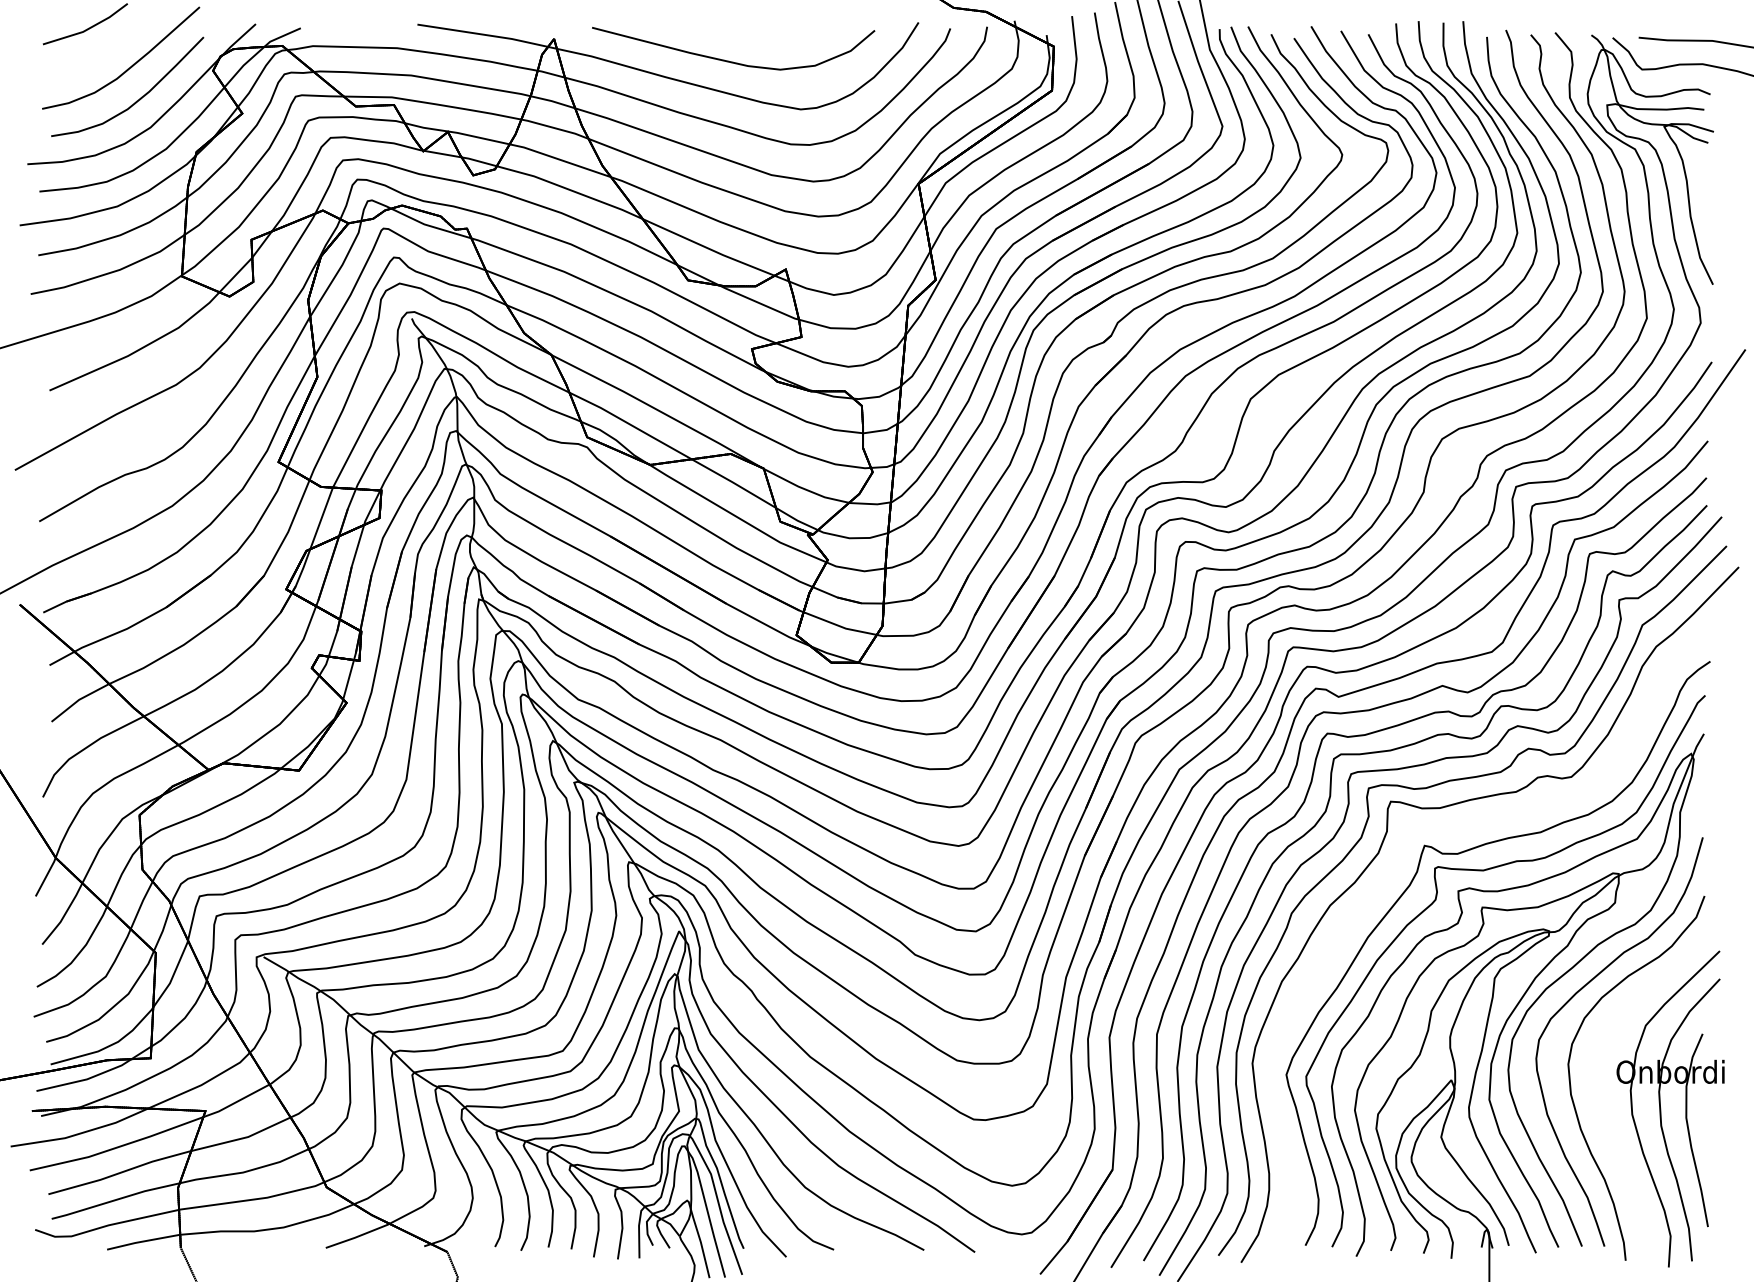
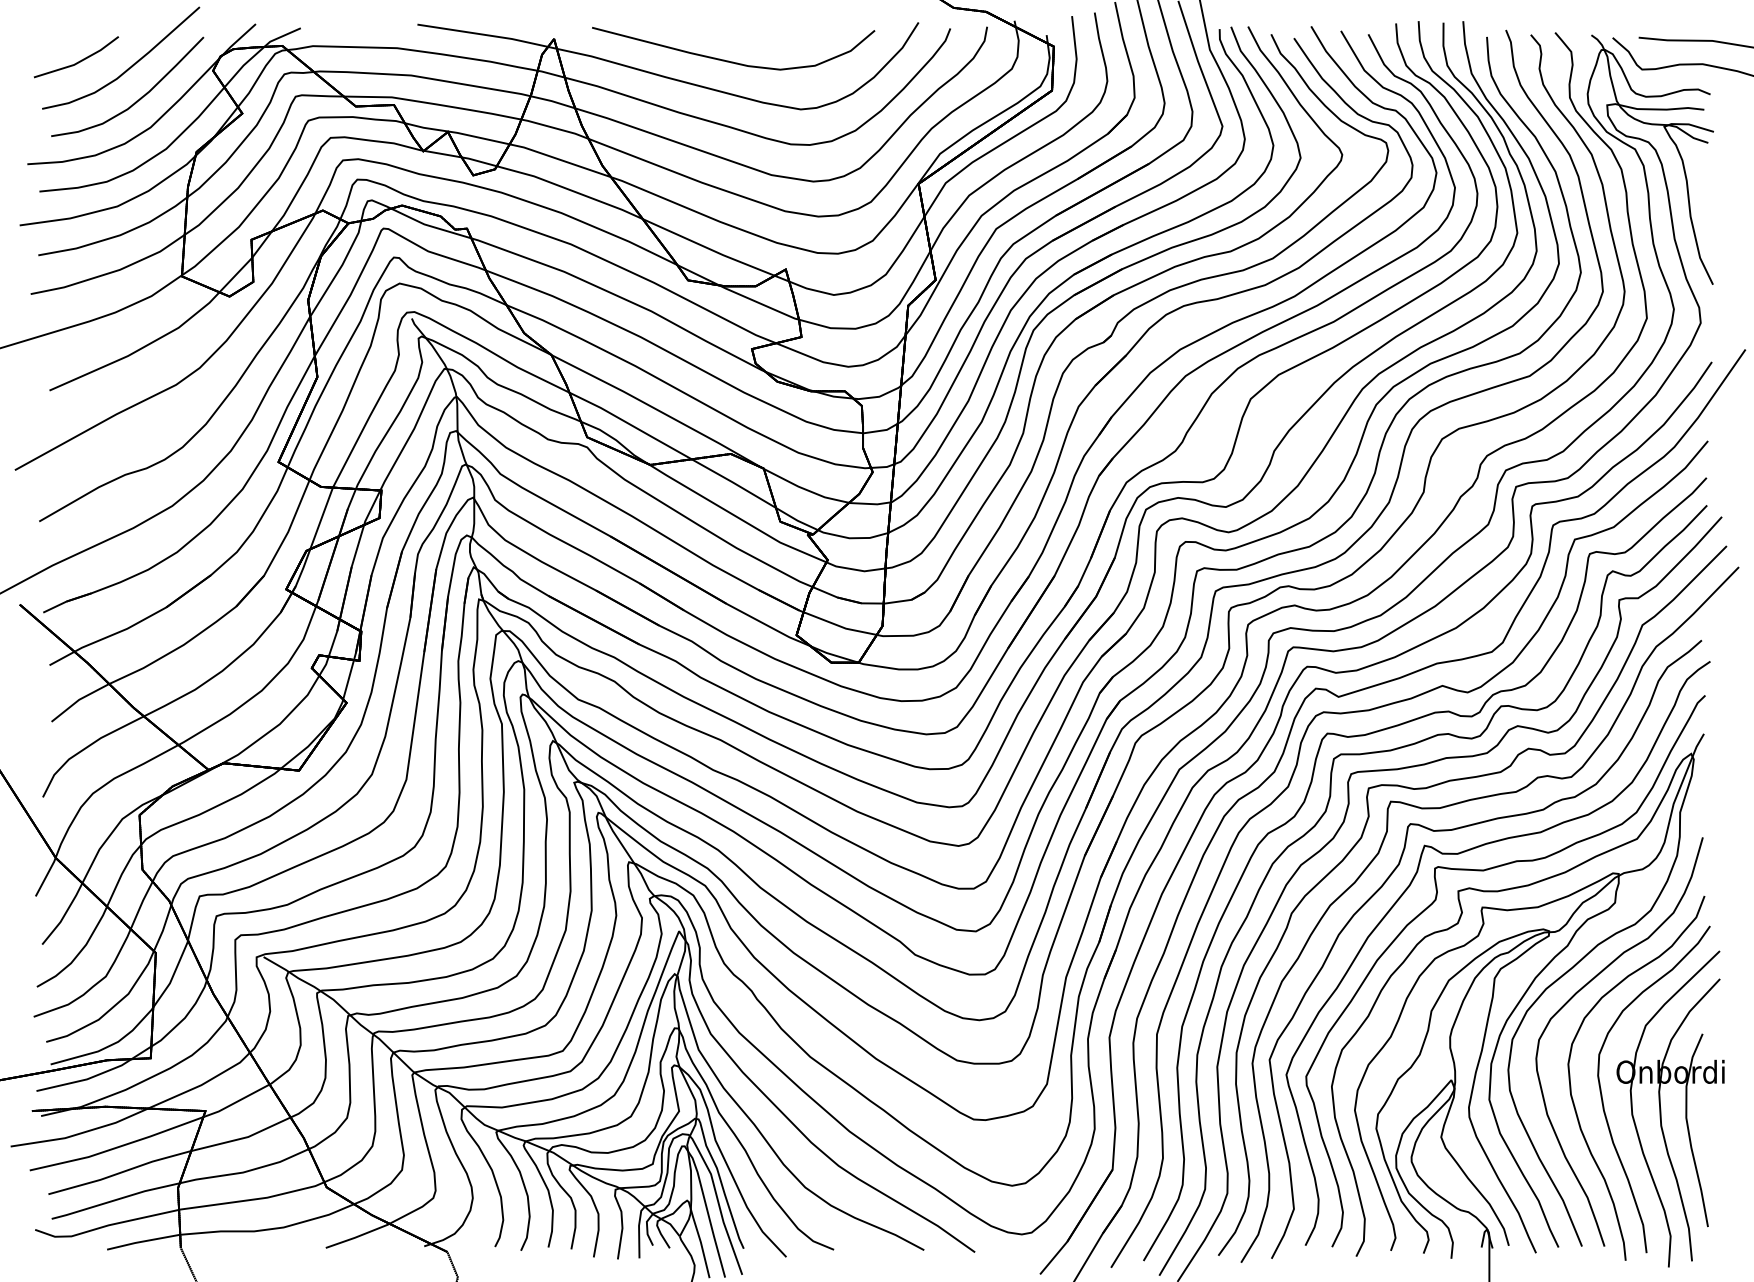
part position: (84, 24) -> (75, 57) (75, 57)
part: none -> present (1392, 874)
